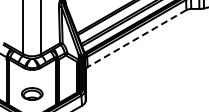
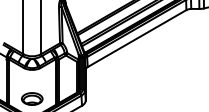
line: dashed -> solid (137, 38)
part position: (32, 93) -> (32, 98) (32, 98)
